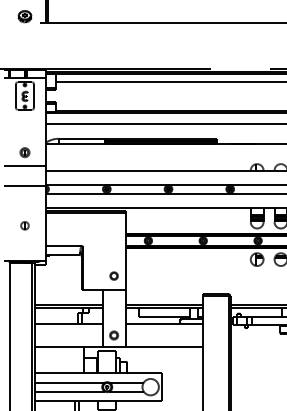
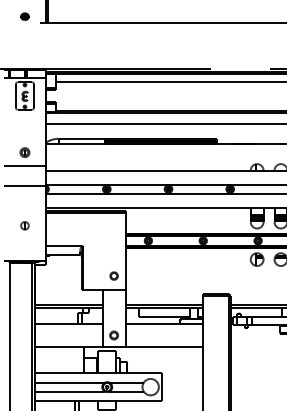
part size: 16x14 px -> 10x9 px (24, 16)
